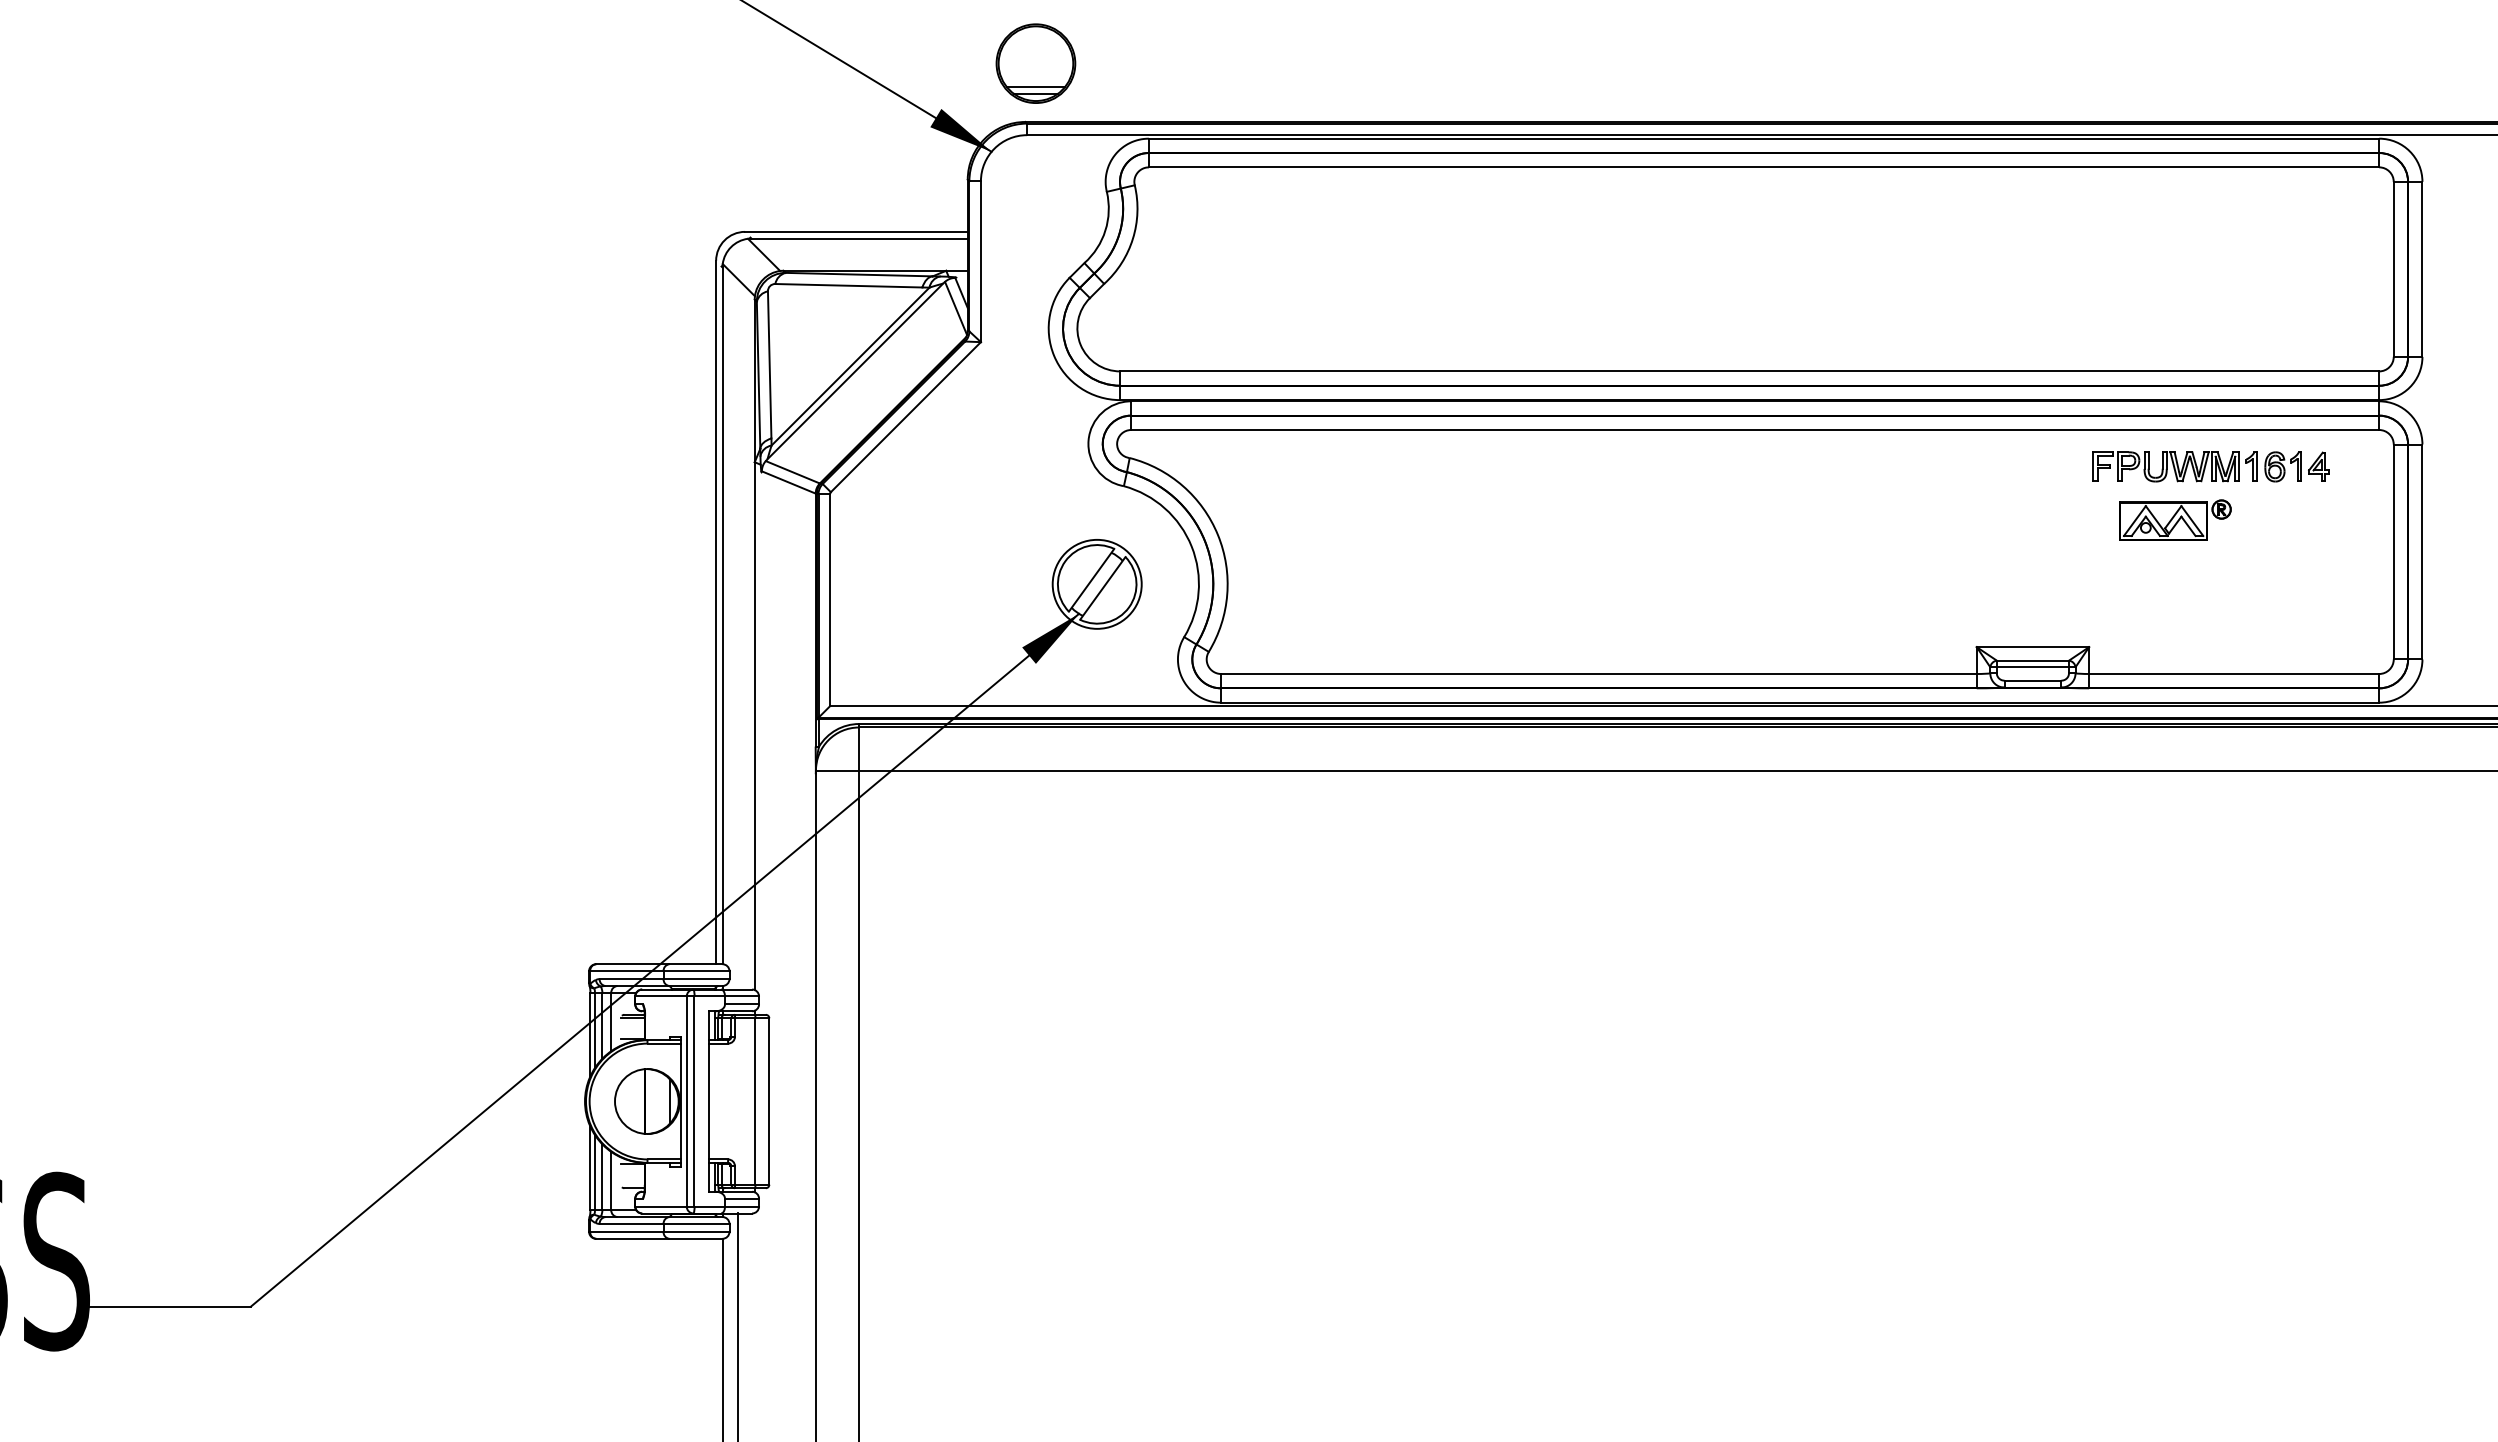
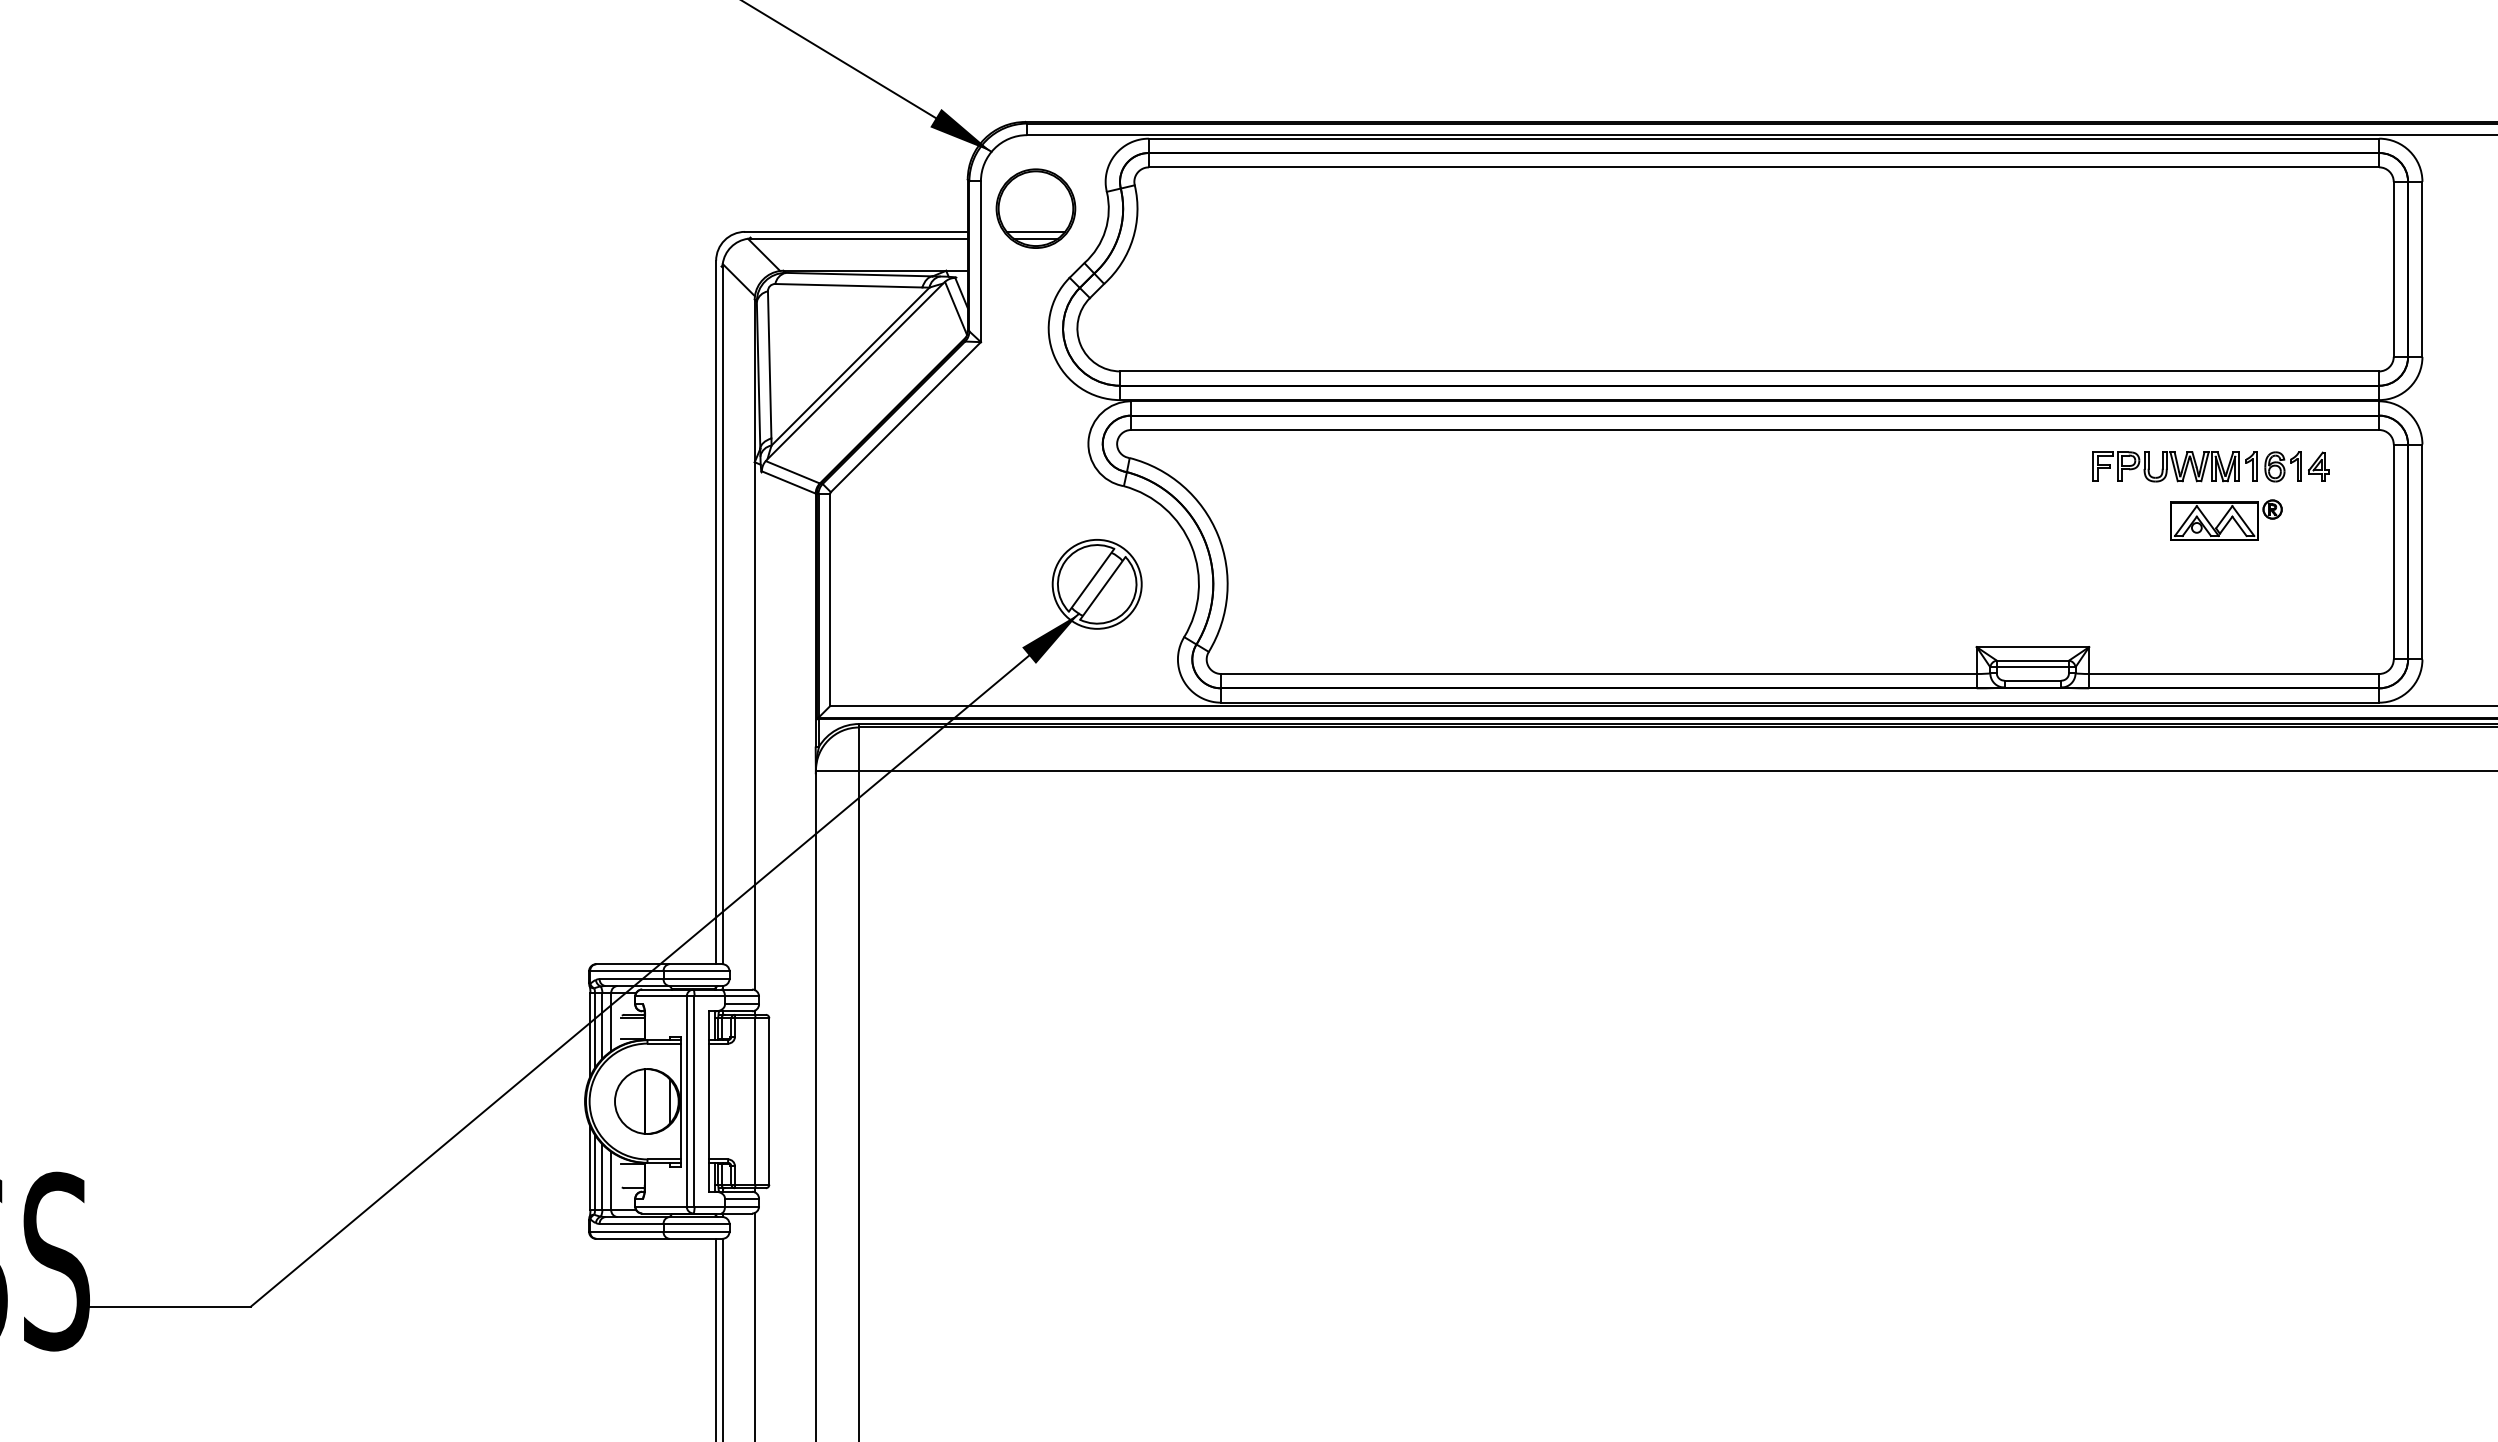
part position: (1035, 63) -> (1035, 208) (1035, 208)
part position: (2175, 519) -> (2226, 519) (2226, 519)
line position: (737, 1325) -> (754, 1325) (754, 1325)
line: none -> present (716, 1338)
